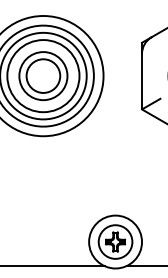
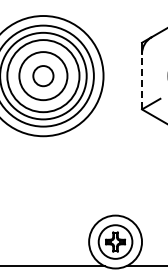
circle diameter: 34 px -> 20 px (43, 76)
line: solid -> dashed (142, 81)
